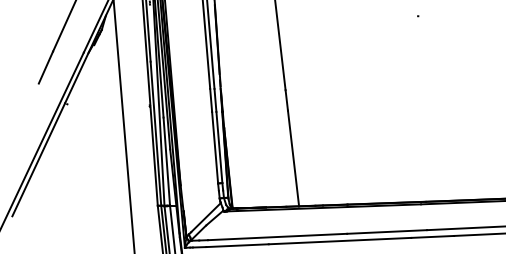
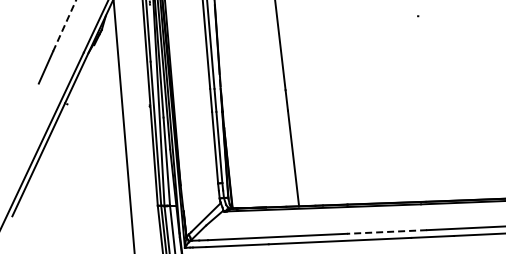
line: solid -> dashed (64, 26)
line: solid -> dashed (386, 232)
